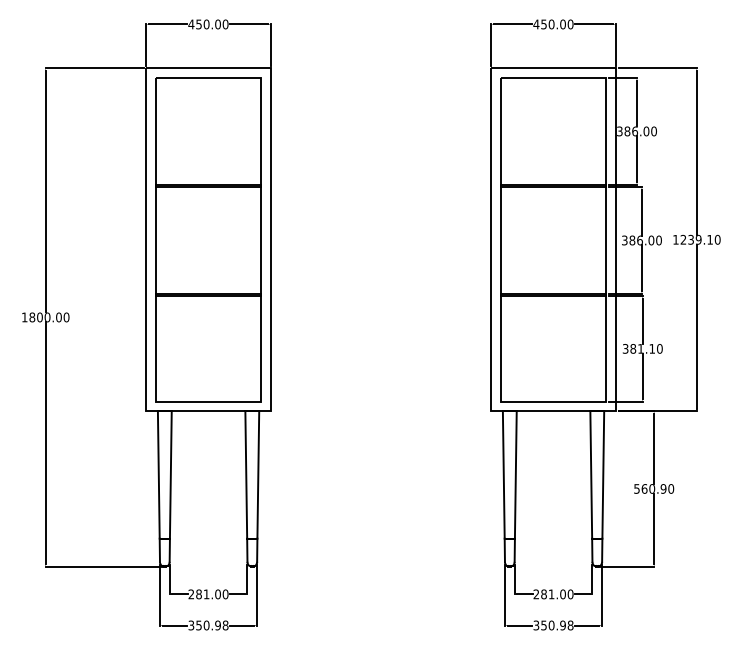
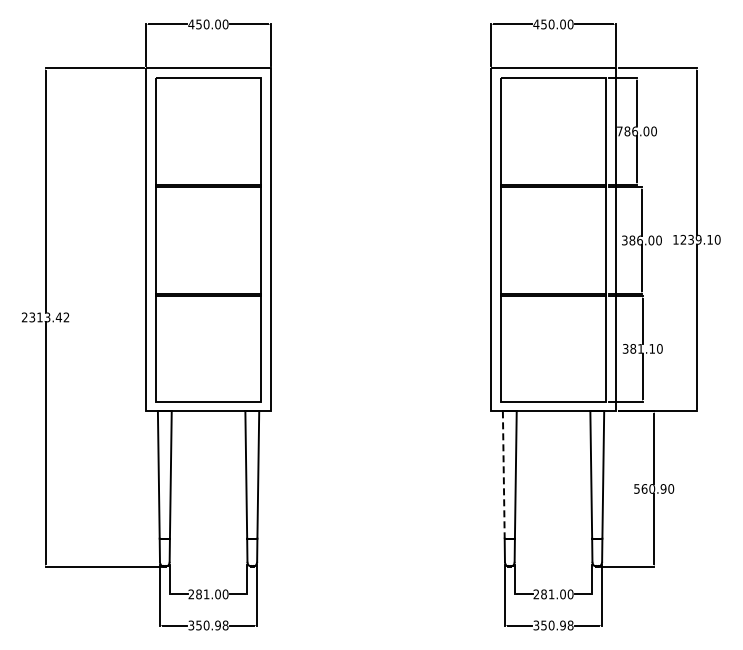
text: 386.00 -> 786.00 (619, 131)
text: 1800.00 -> 2313.42 (45, 317)
line: solid -> dashed (503, 474)
